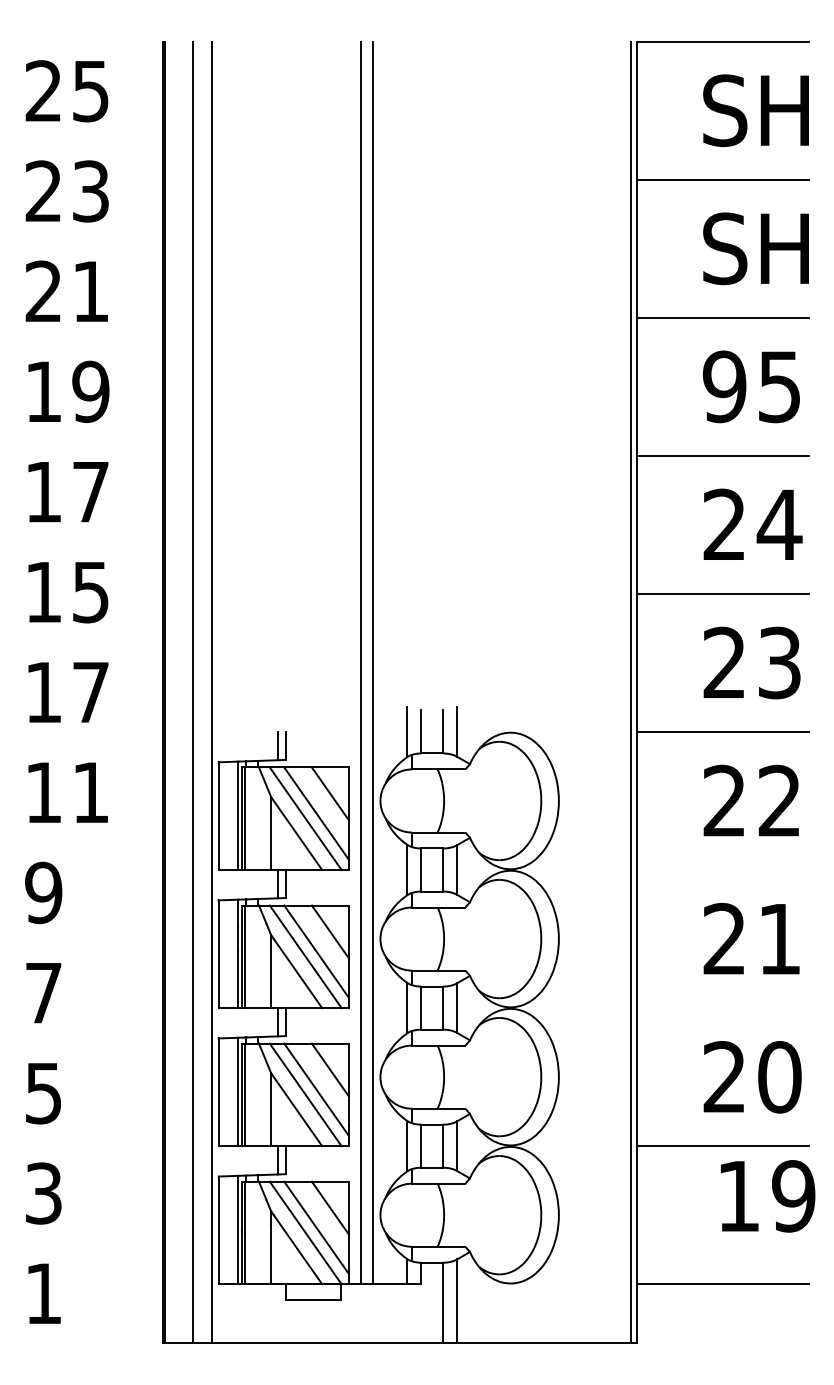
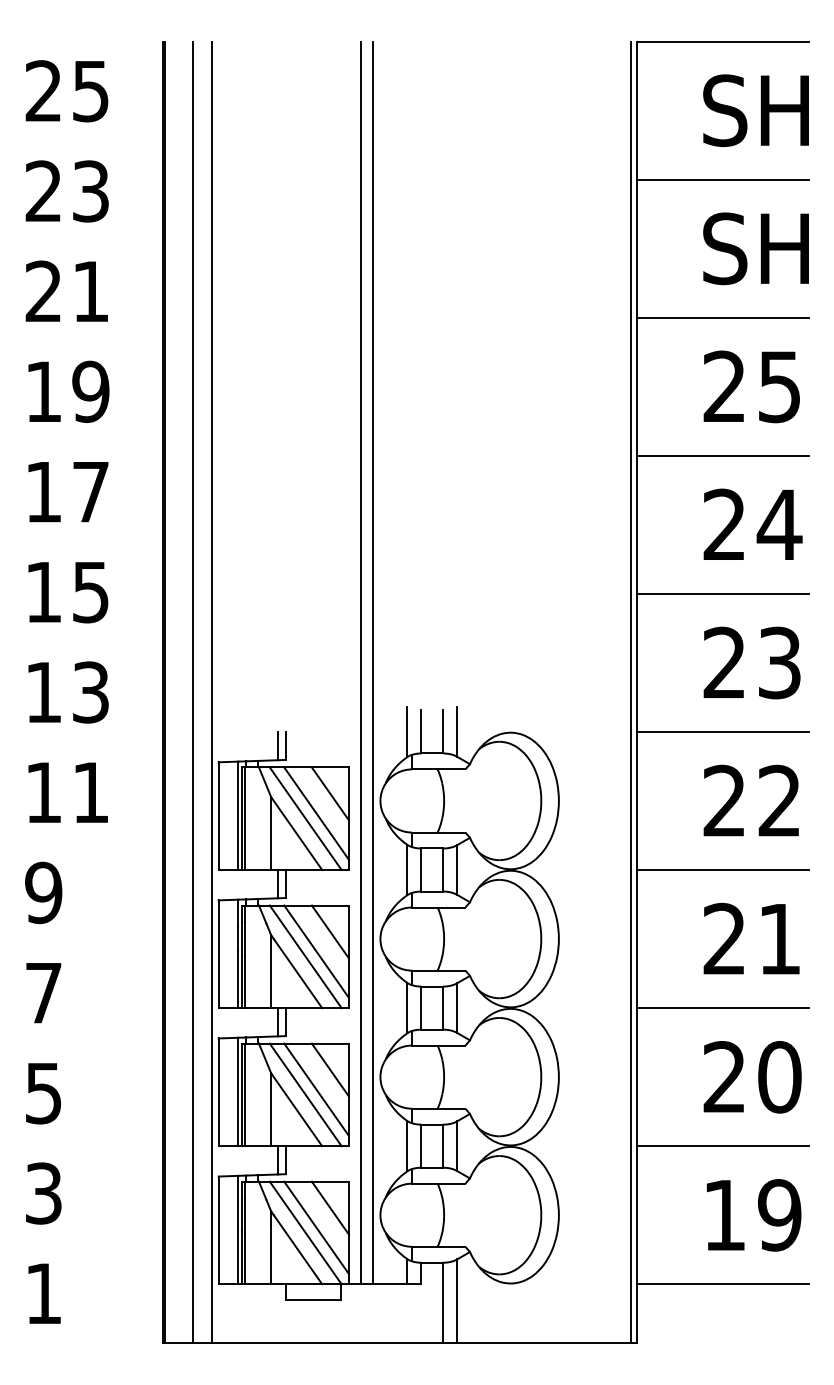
text: 95 -> 25 (724, 386)
text: 17 -> 13 (90, 692)
line: none -> present (722, 870)
line: none -> present (722, 1008)
text position: (768, 1196) -> (754, 1215) (754, 1215)
